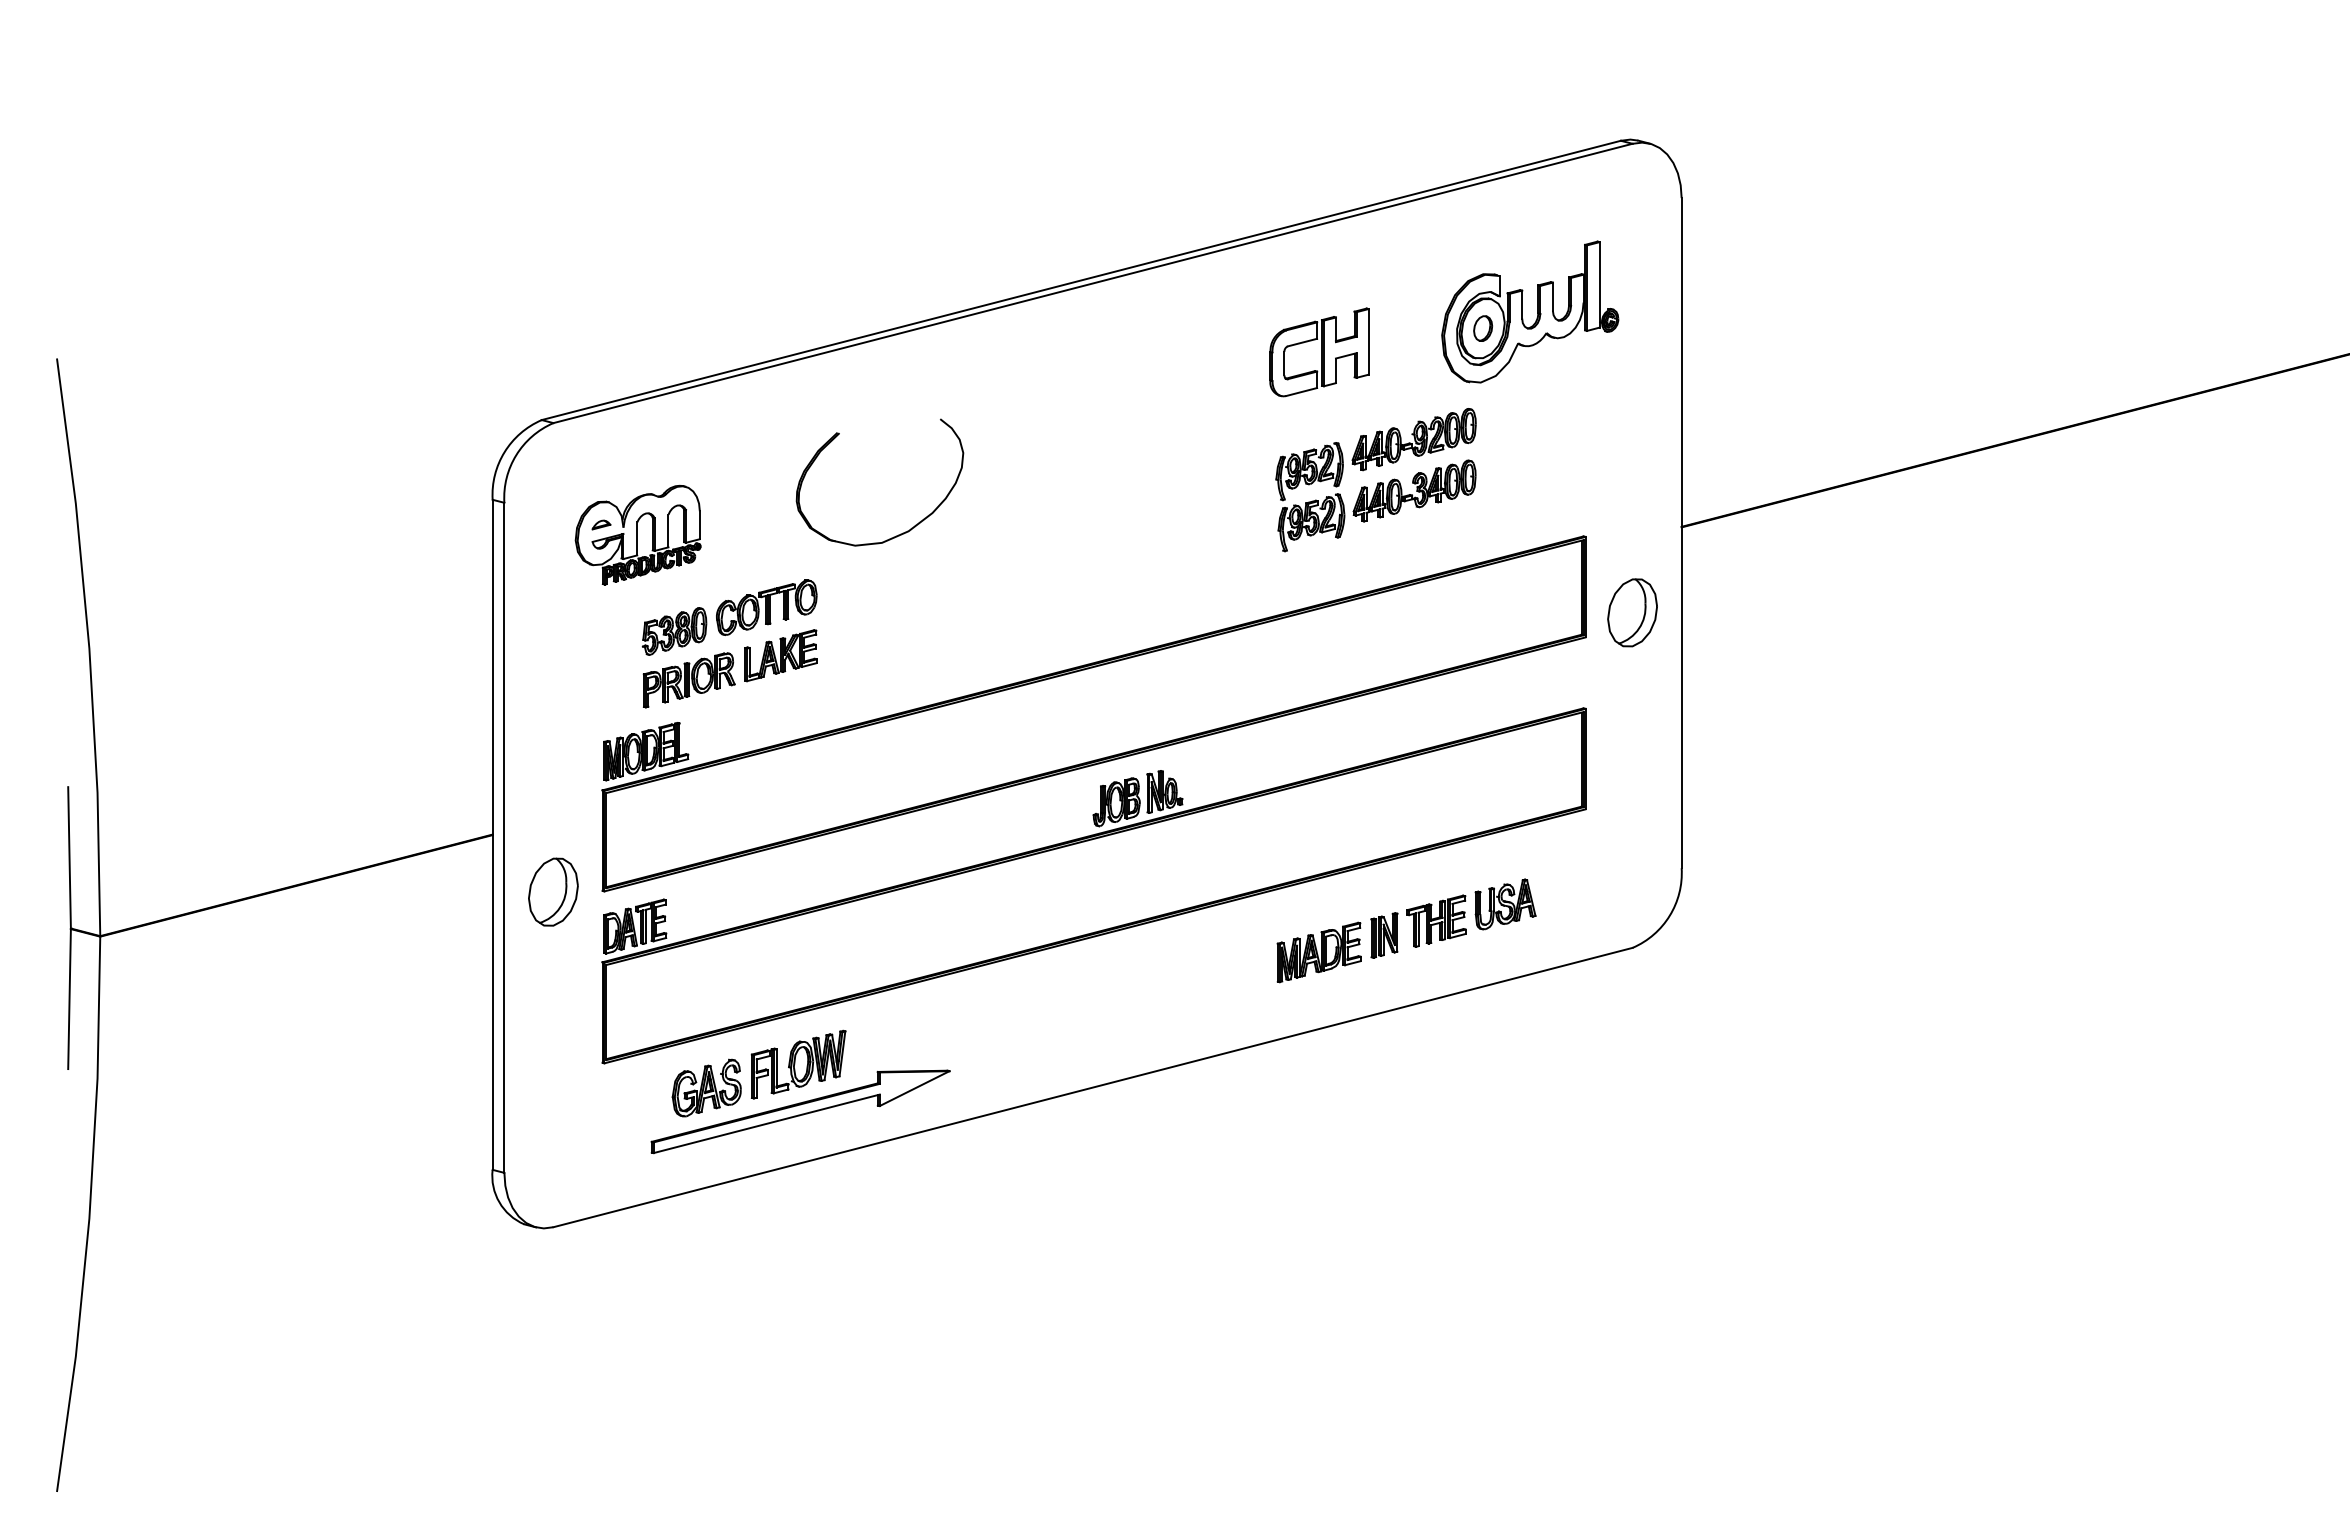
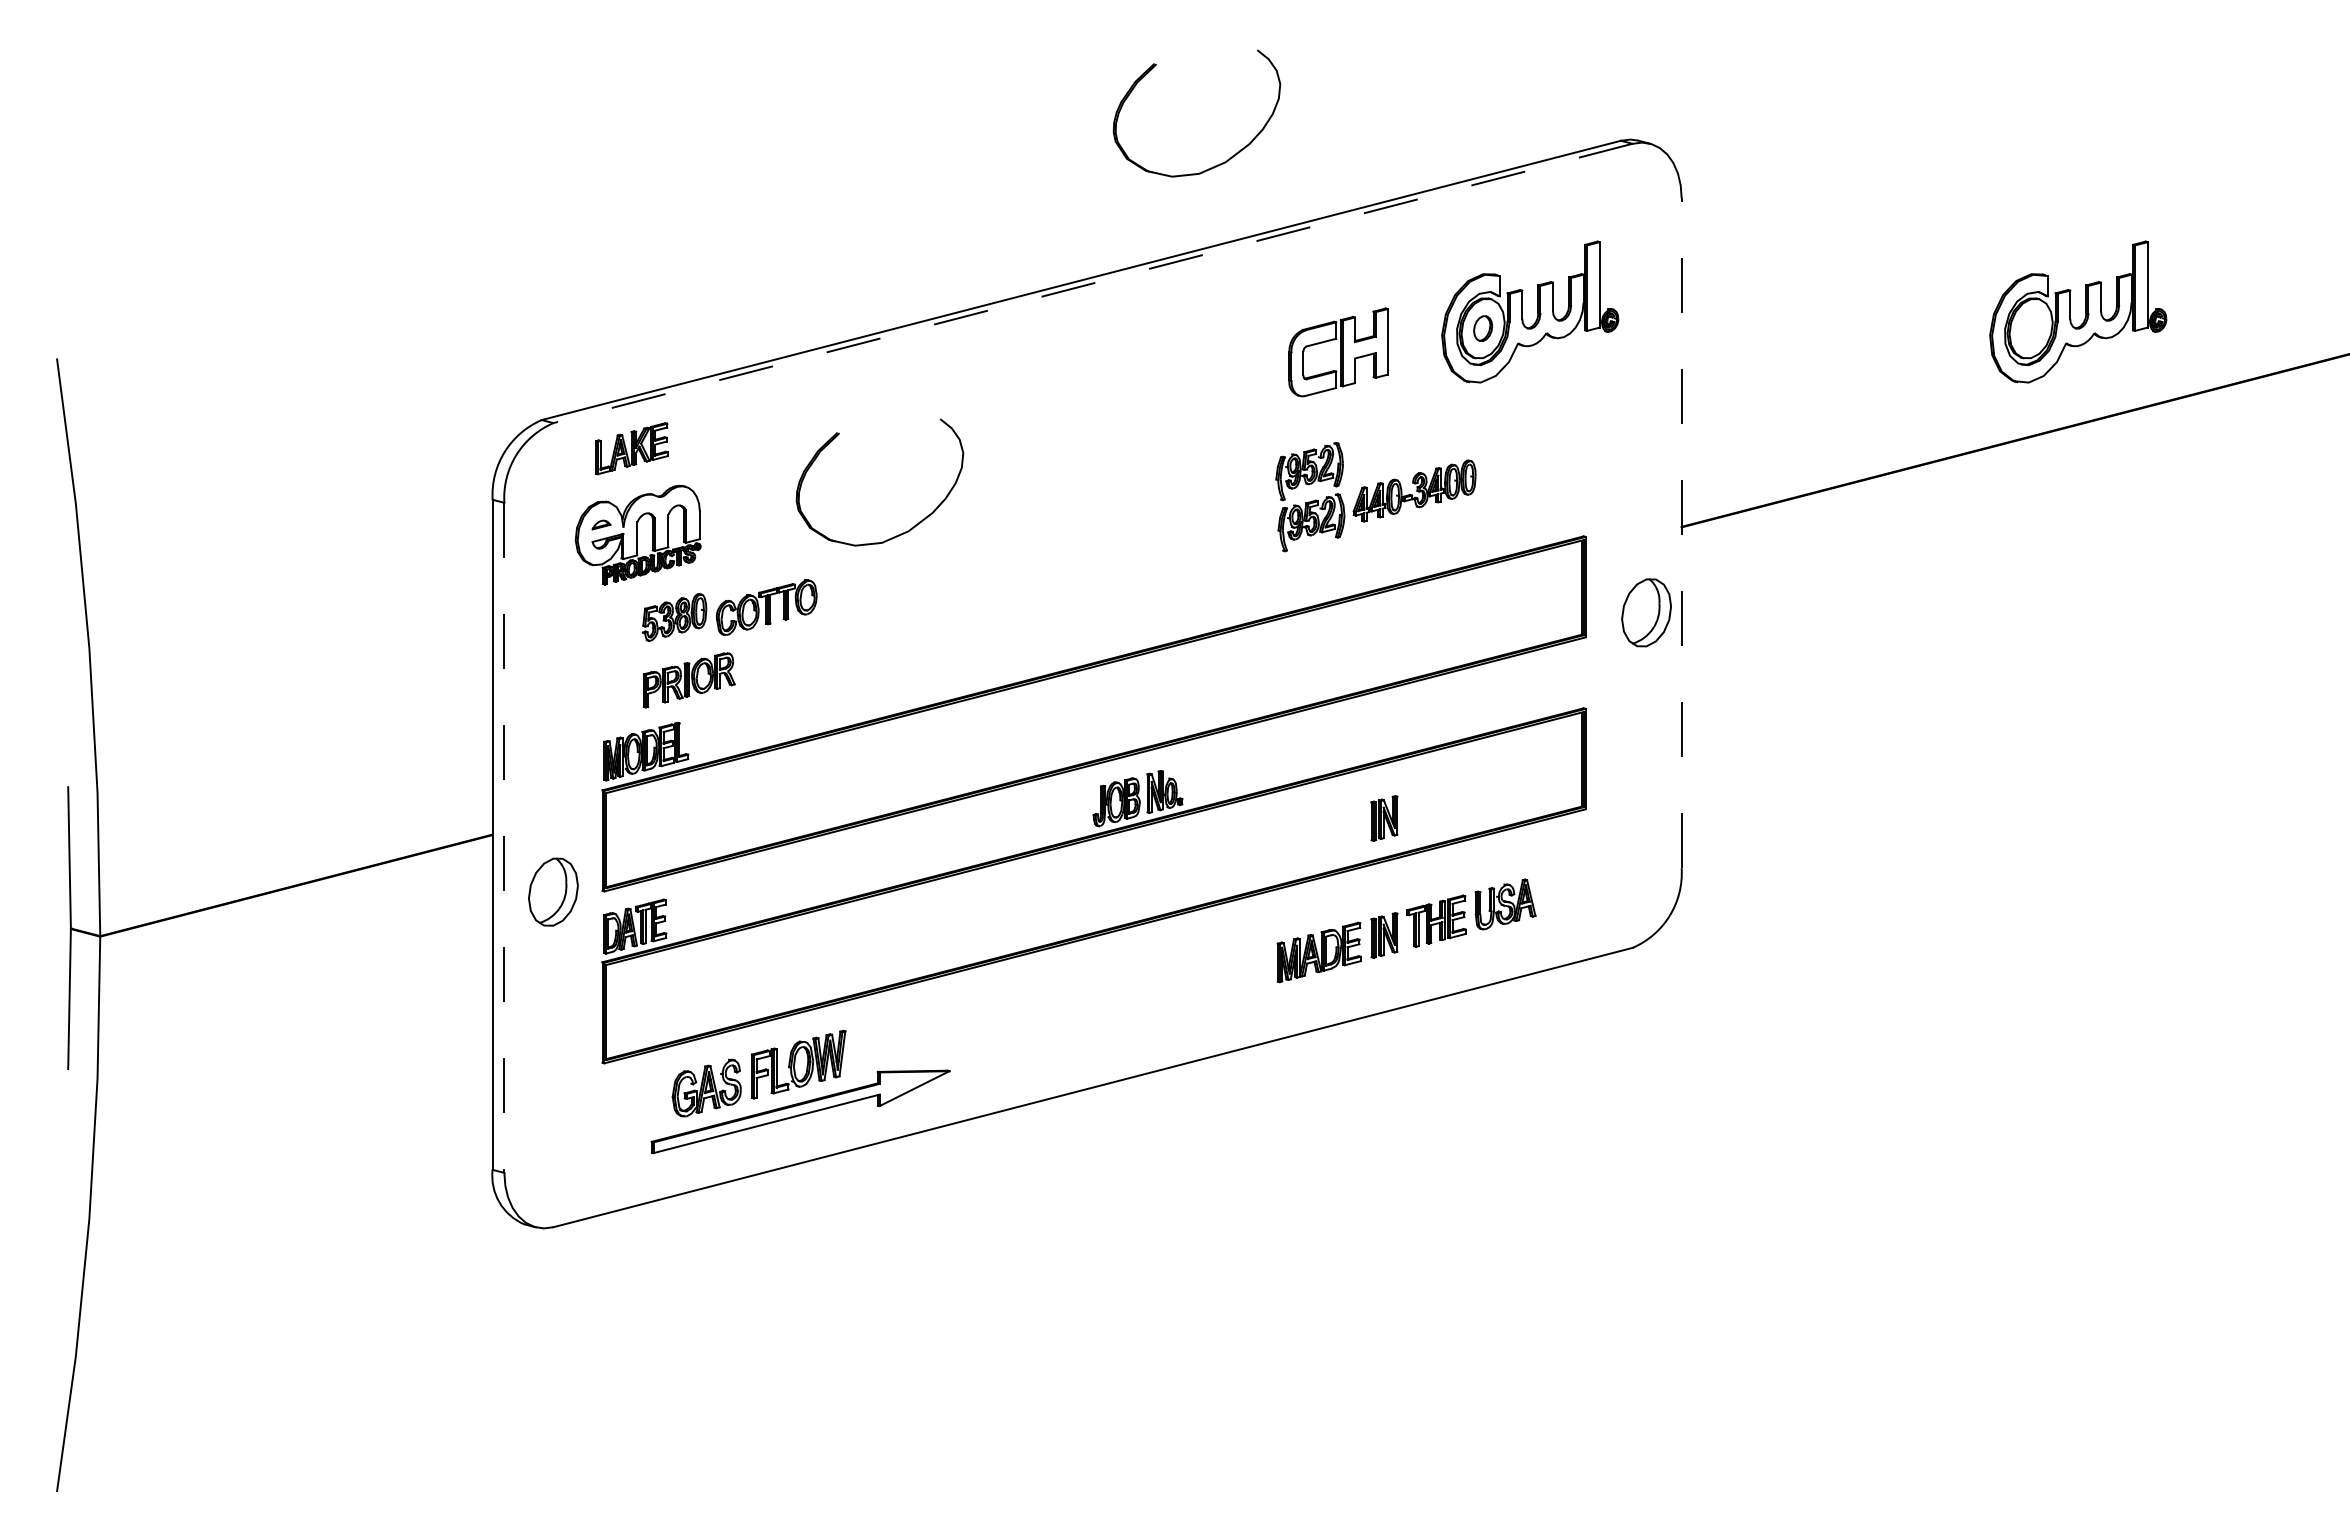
part: none -> present (1217, 164)
line: solid -> dashed (1092, 283)
part: none -> present (2085, 311)
part position: (1319, 352) -> (1338, 352) (1338, 352)
part: present -> none (1413, 439)
line: solid -> dashed (1681, 532)
part position: (1632, 612) -> (1646, 612) (1646, 612)
part position: (674, 631) -> (674, 617) (674, 617)
part position: (780, 655) -> (631, 448) (631, 448)
part: none -> present (1384, 818)
line: solid -> dashed (504, 838)
